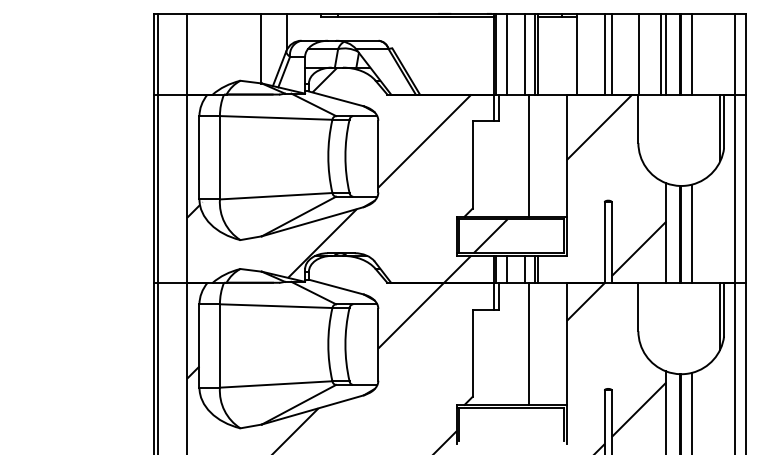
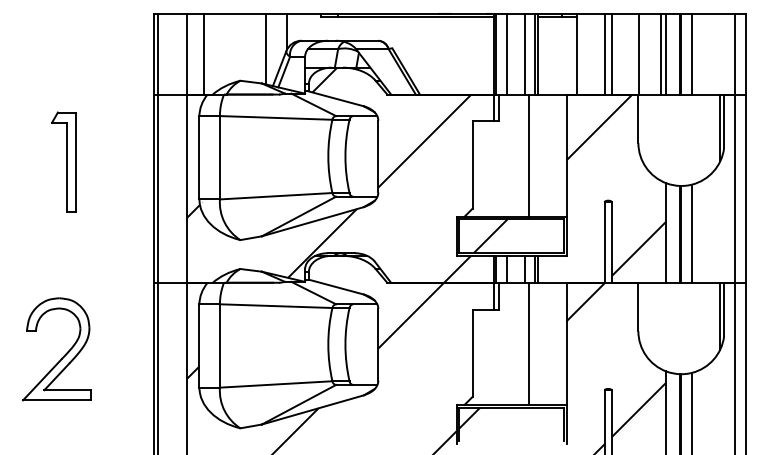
line position: (260, 48) -> (265, 48) (265, 48)
line: none -> present (204, 53)
part: none -> present (63, 161)
part: none -> present (63, 355)
hatch: none -> present (469, 417)
